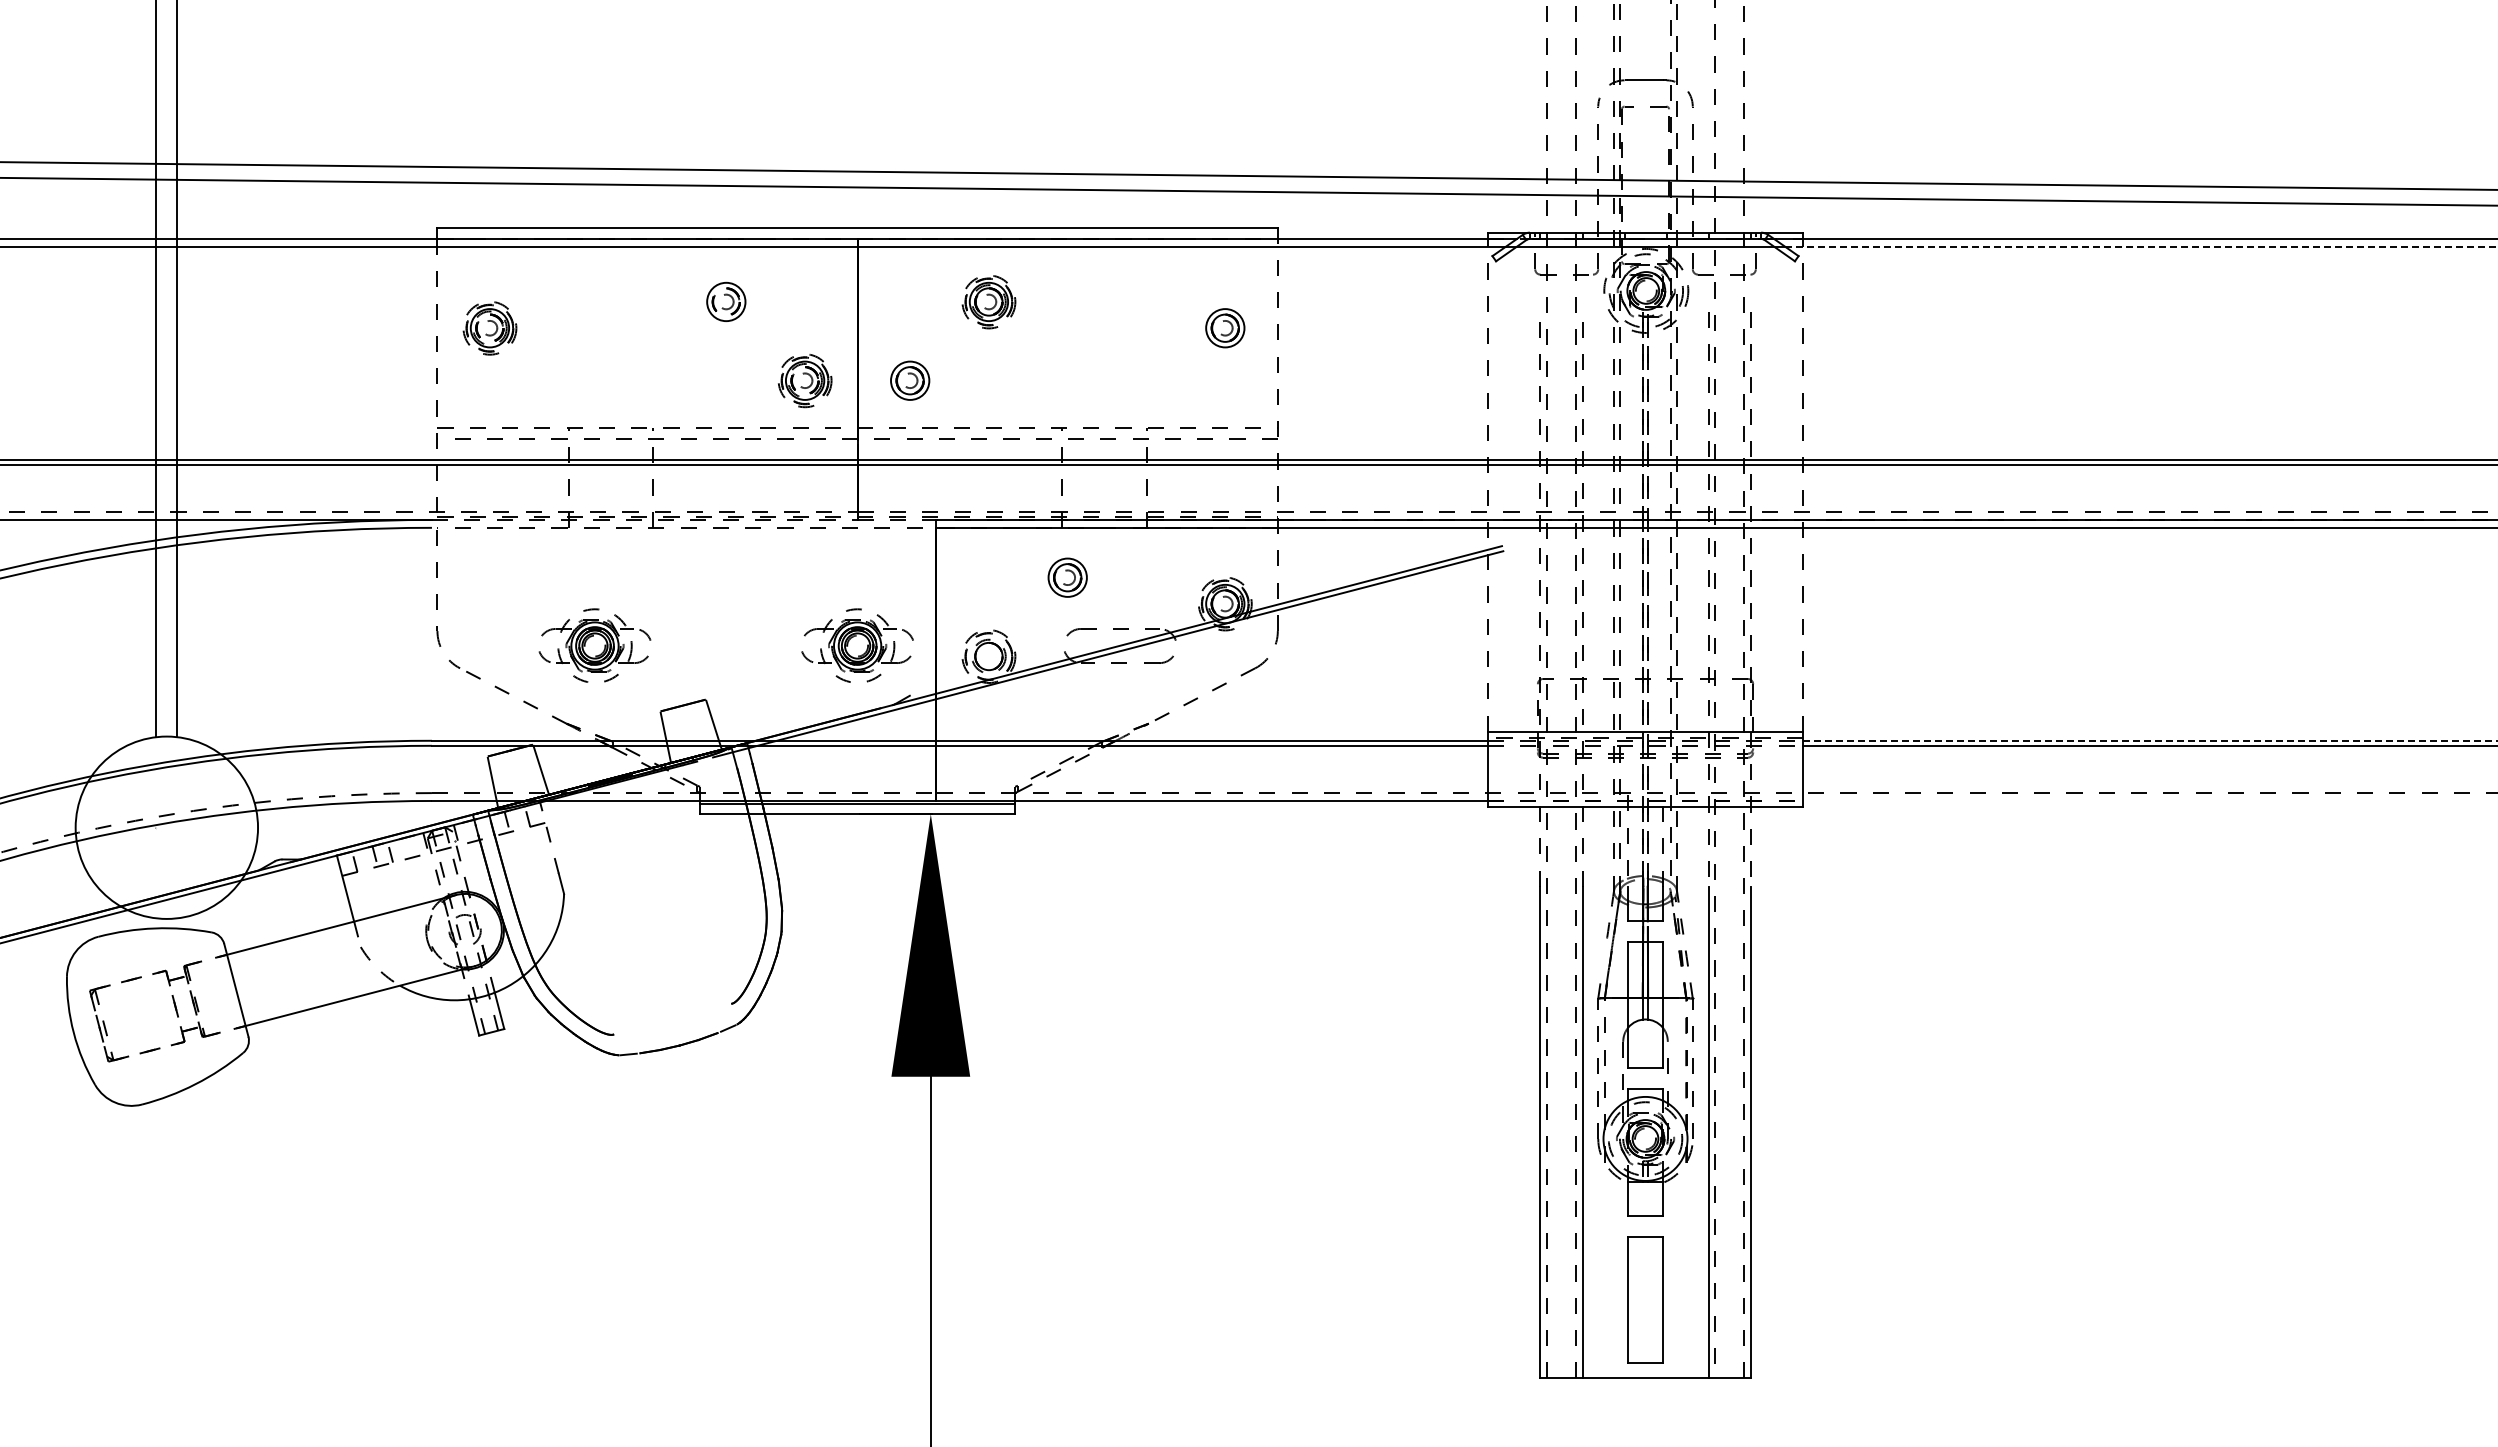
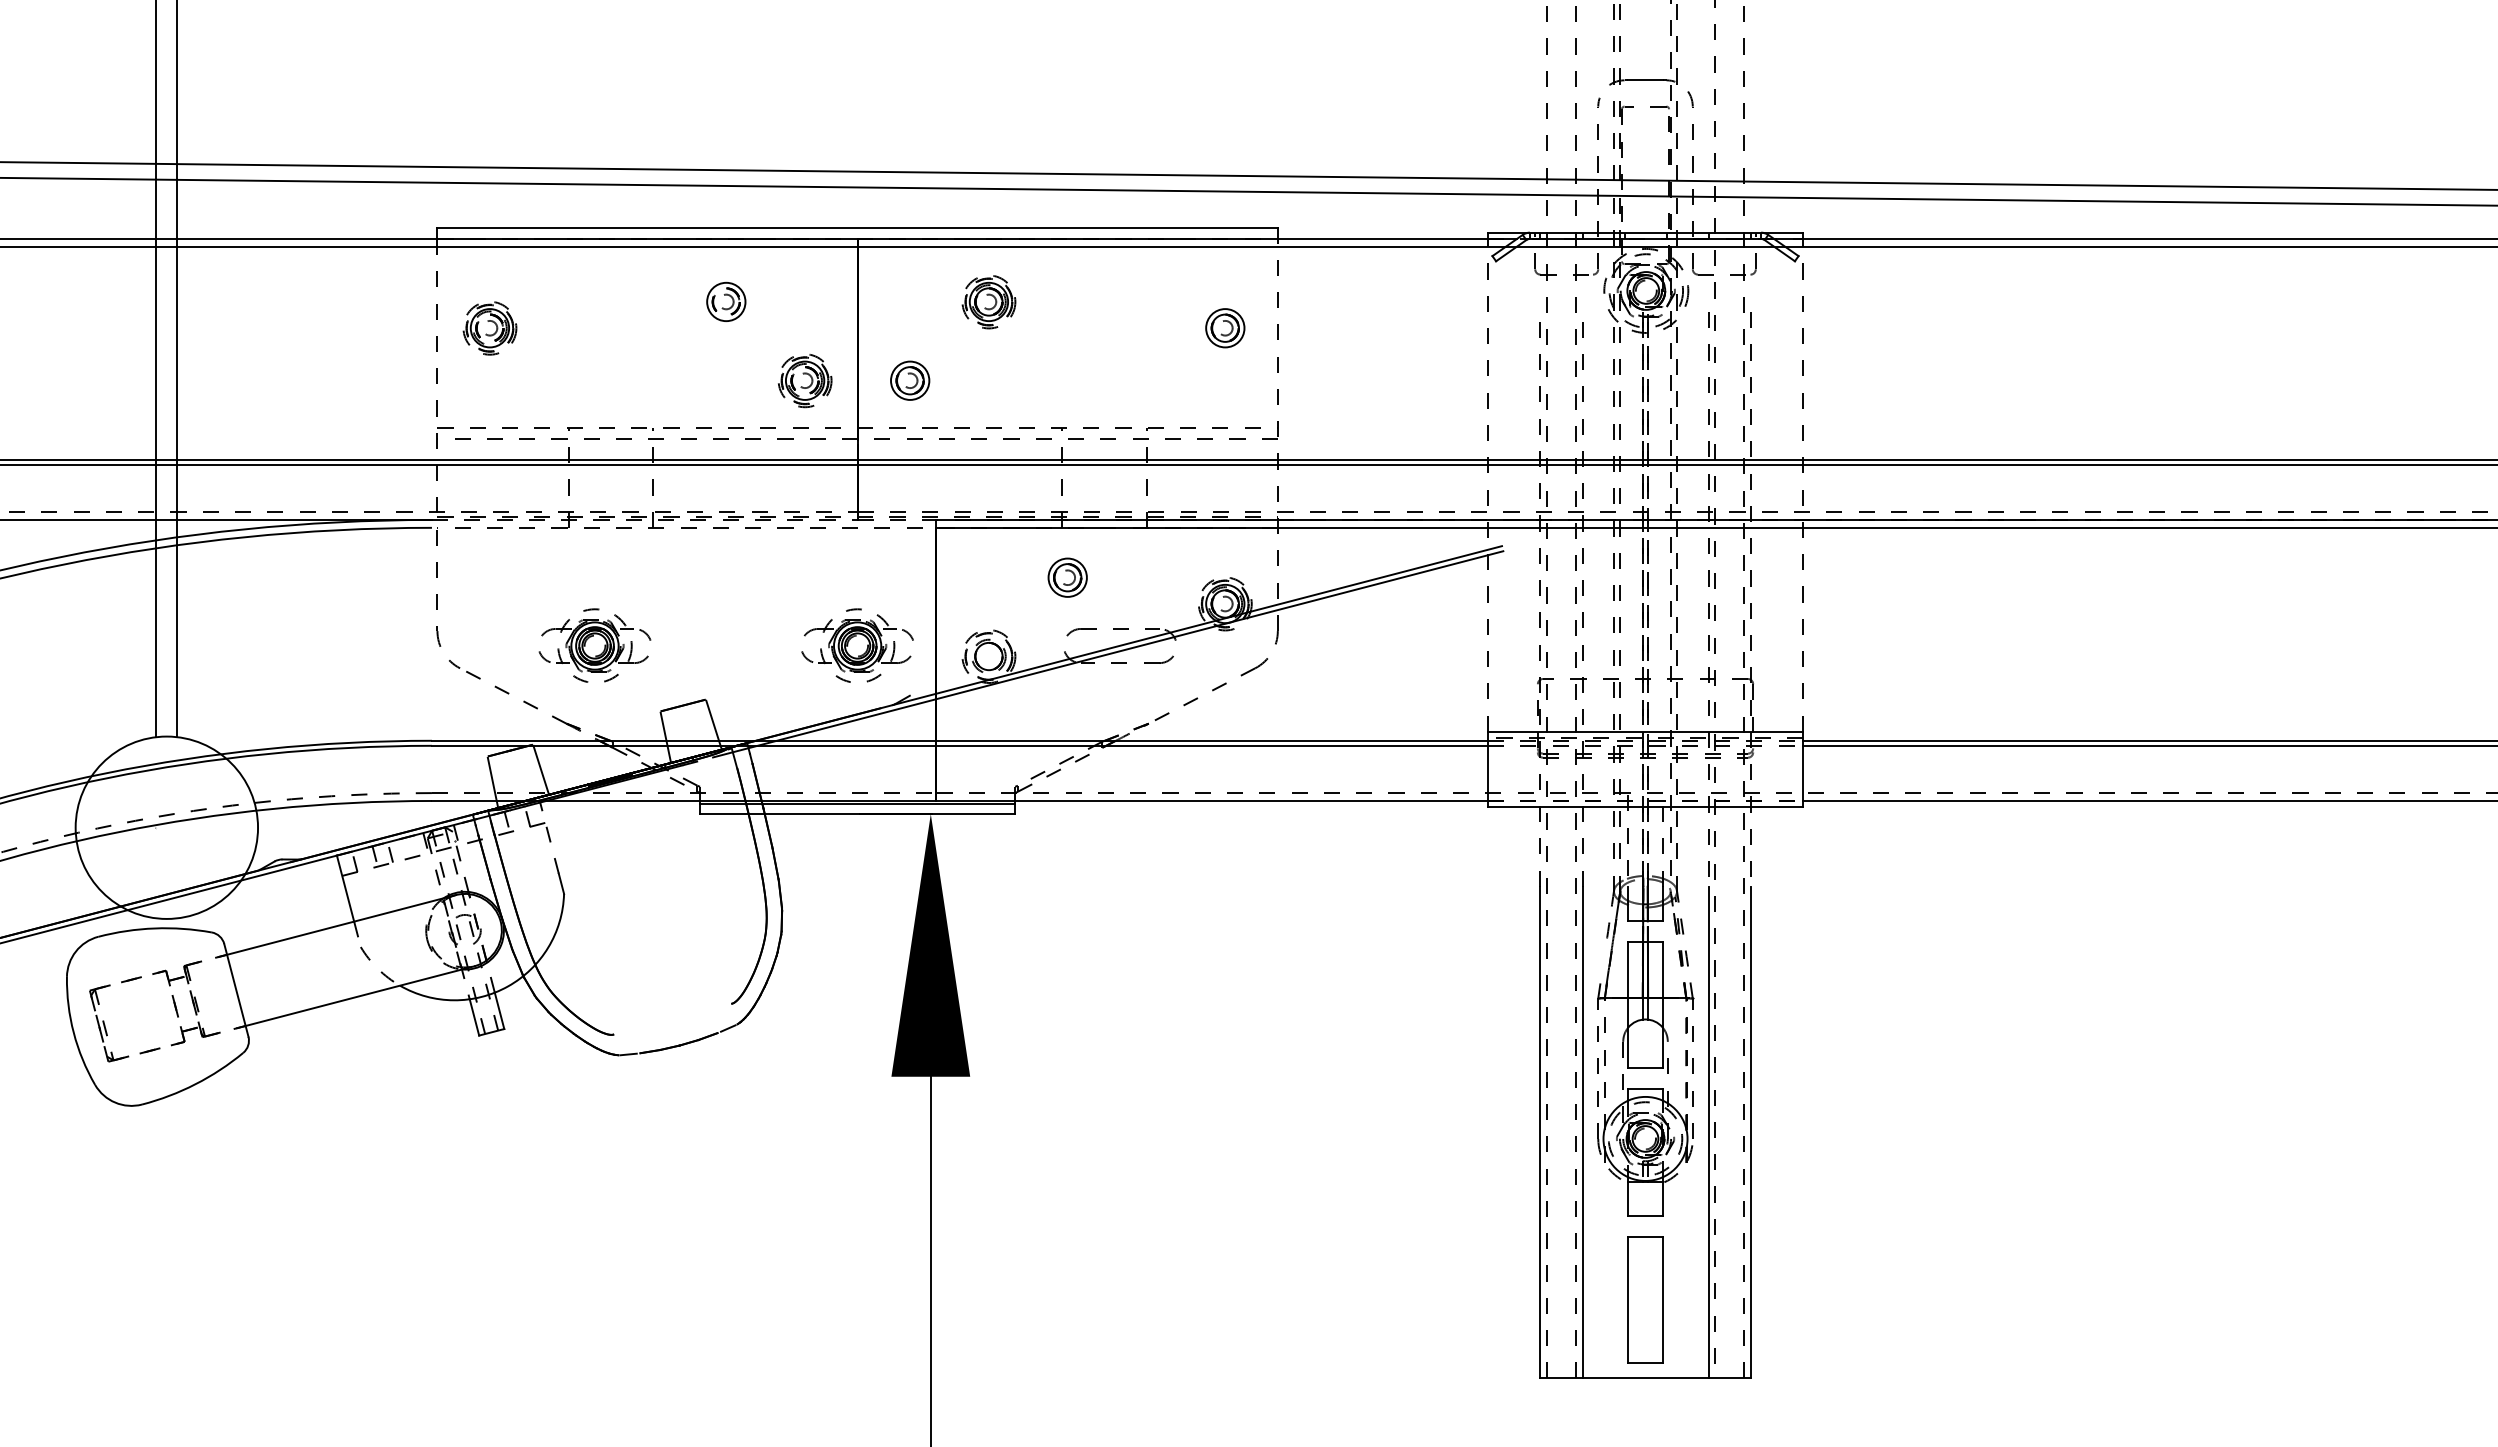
line: dashed -> solid (2142, 246)
line: dashed -> solid (2150, 741)
line: none -> present (2148, 800)
